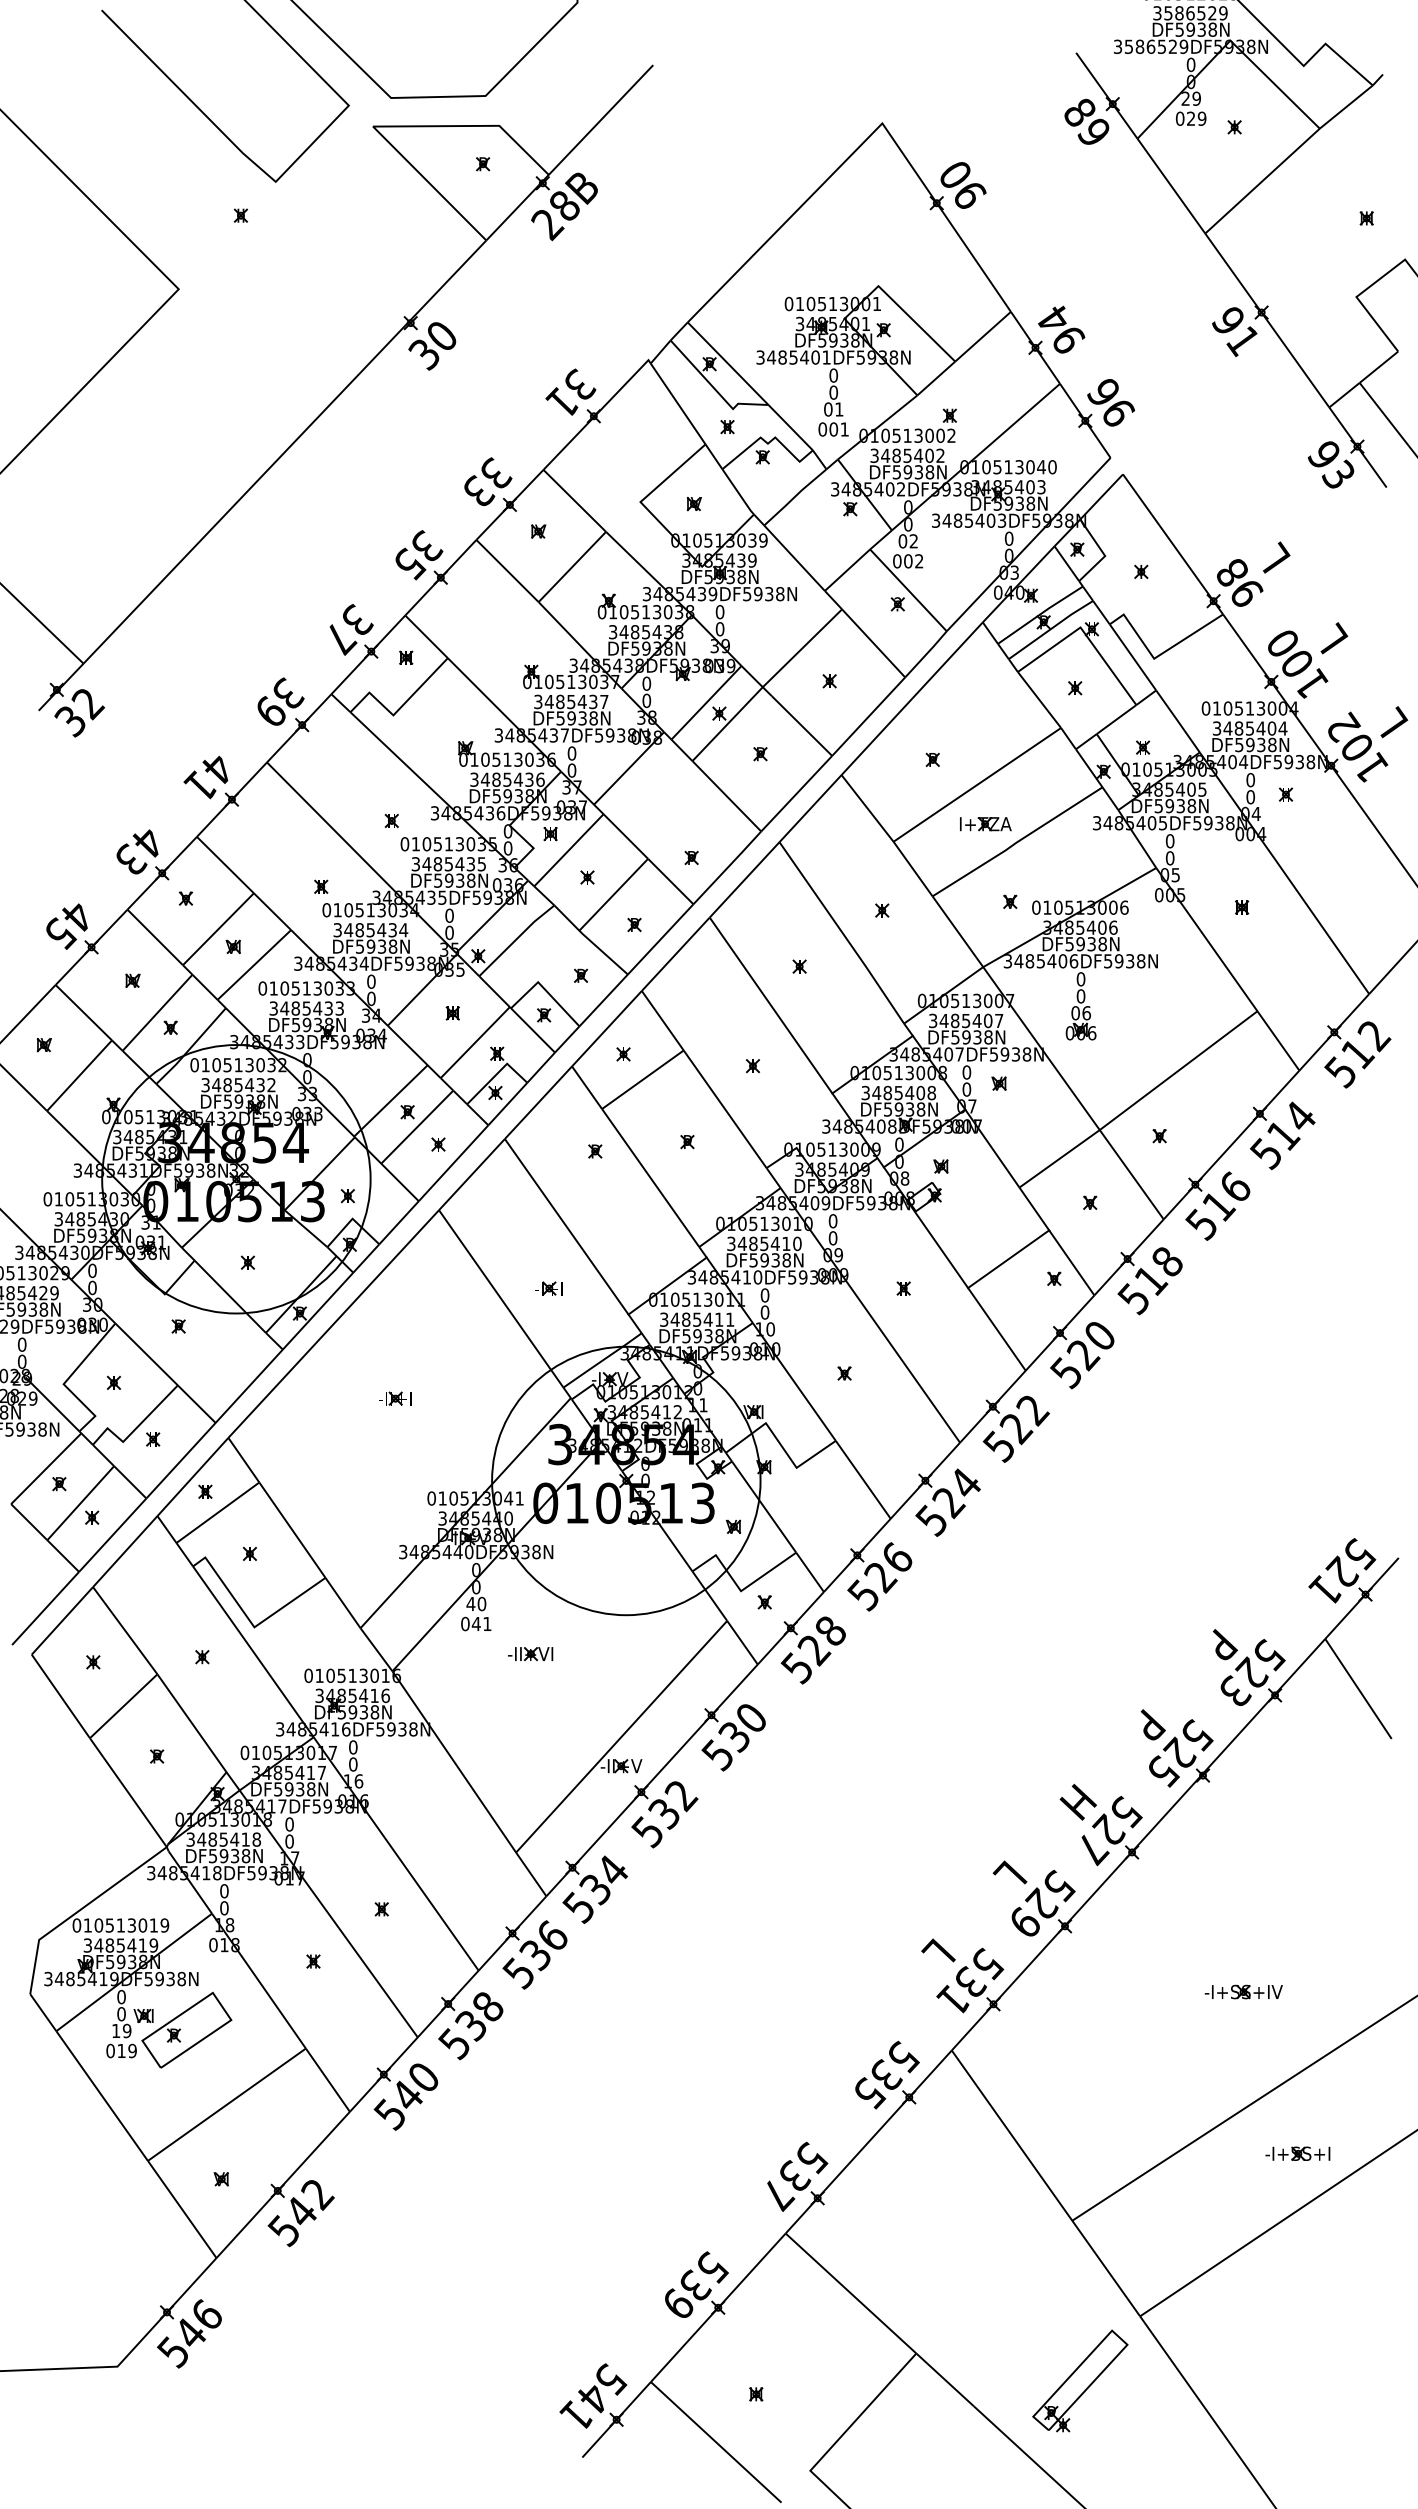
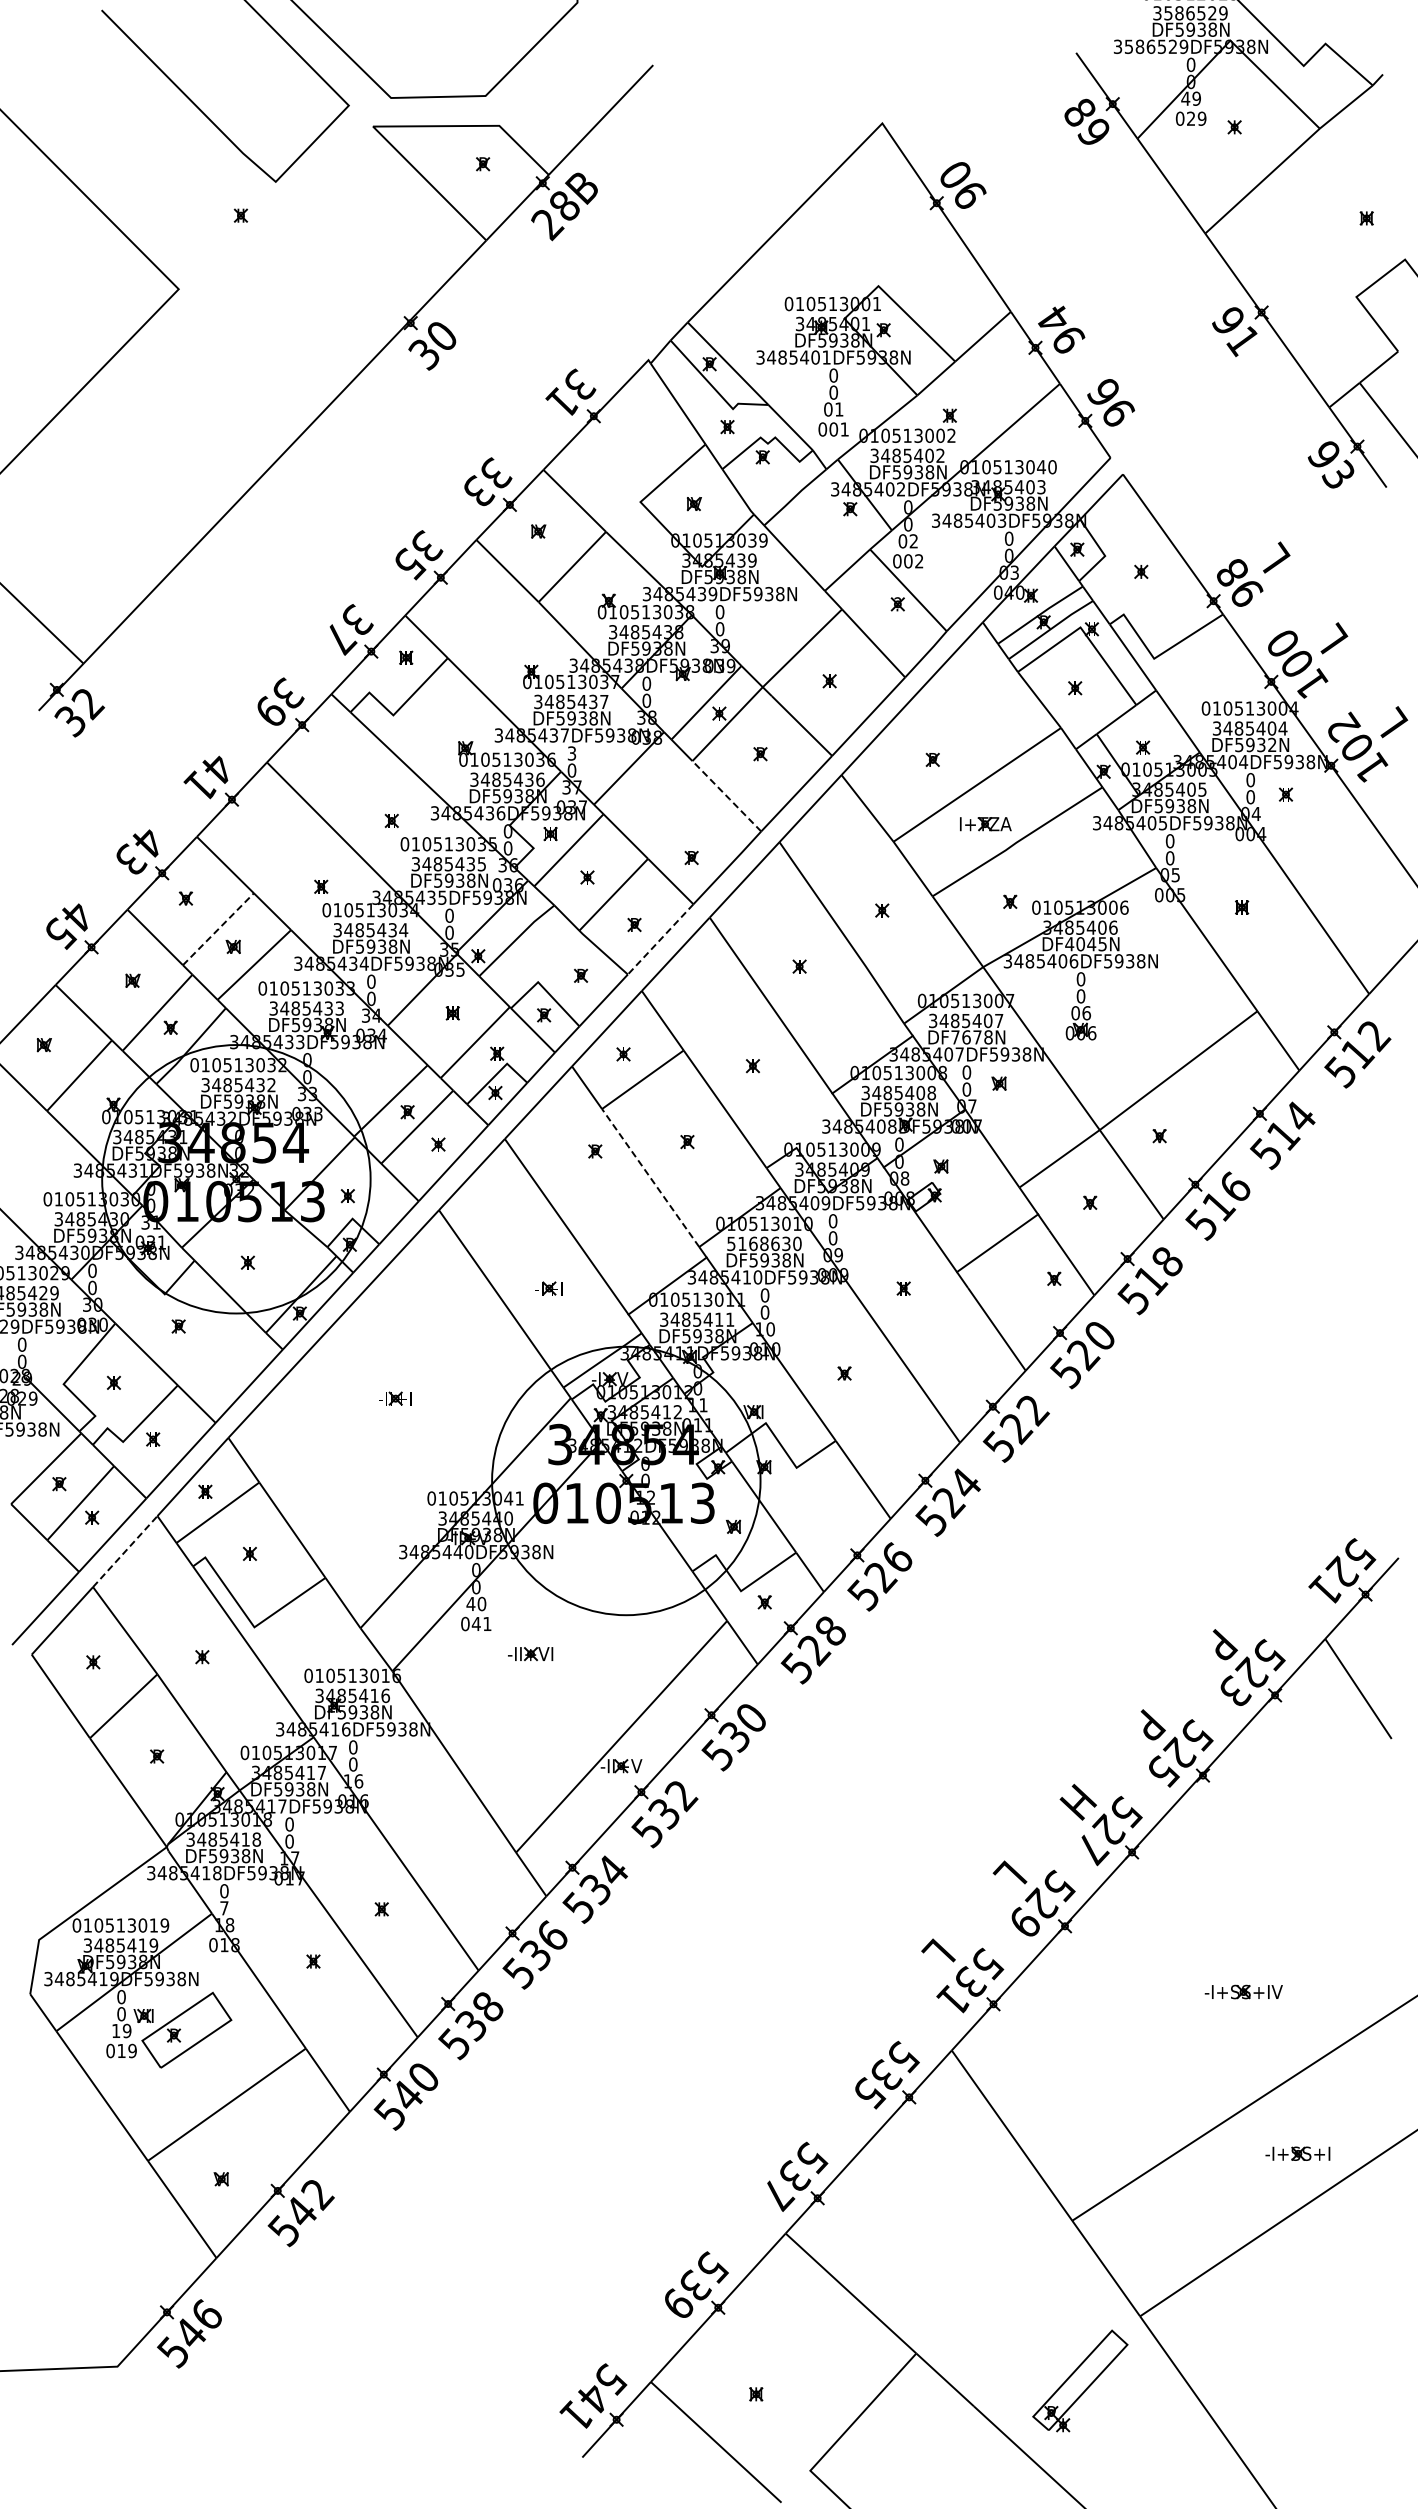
text: 29 -> 49 (1185, 98)
text: DF5938N -> DF5932N (1272, 744)
text: 0 -> 3 (571, 753)
line: solid -> dashed (726, 795)
line: solid -> dashed (218, 929)
line: solid -> dashed (660, 939)
text: DF5938N -> DF4045N (1085, 944)
text: DF5938N -> DF7678N (966, 1037)
line: solid -> dashed (650, 1178)
text: 3485410 -> 5168630 (758, 1243)
line position: (1008, 1259) -> (997, 1243) (997, 1243)
line: solid -> dashed (125, 1551)
text: 0 -> 7 (224, 1908)
